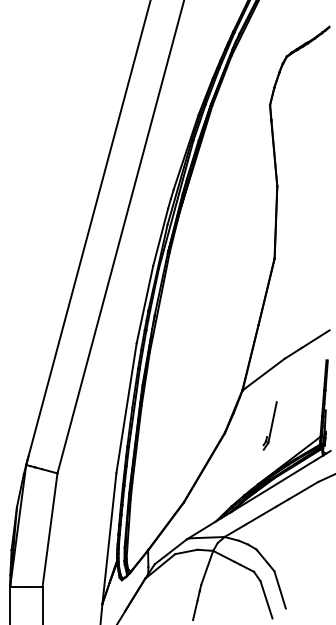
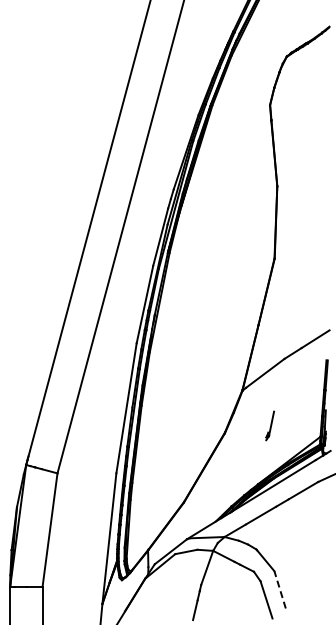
part size: 16x50 px -> 10x32 px (269, 425)
line: solid -> dashed (279, 589)
